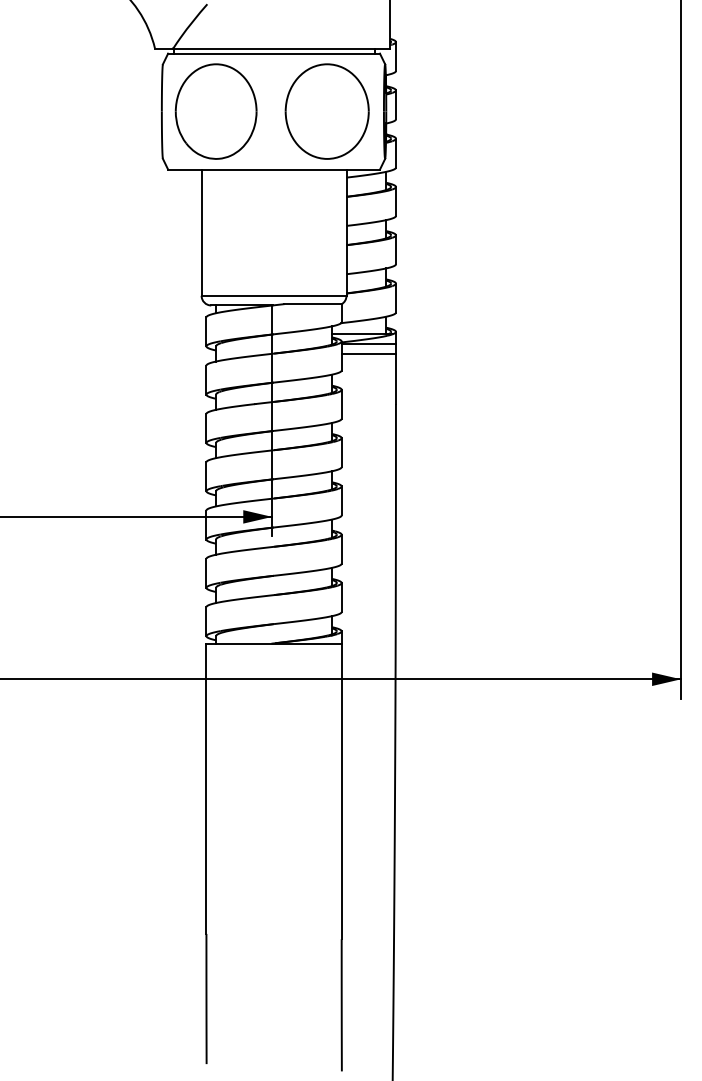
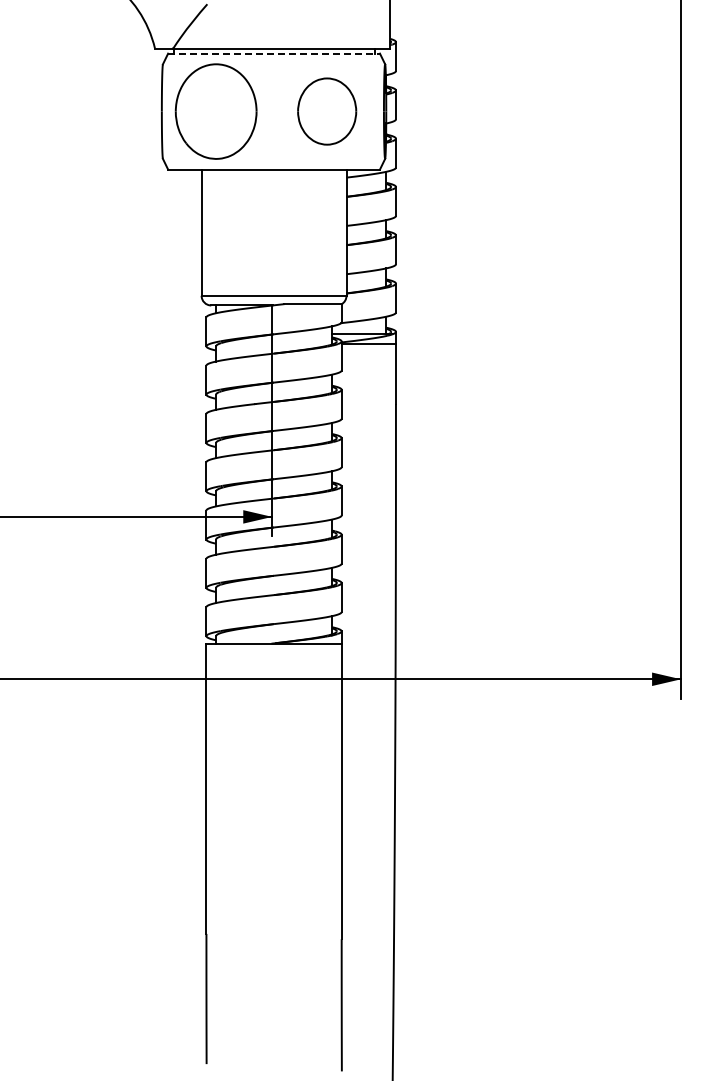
line: solid -> dashed (274, 53)
part size: 86x97 px -> 61x69 px (327, 111)
line: present -> none (368, 353)
